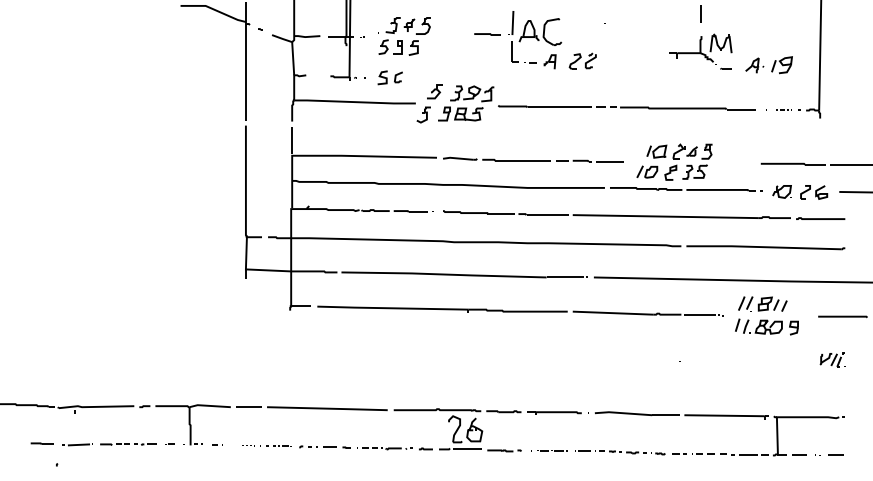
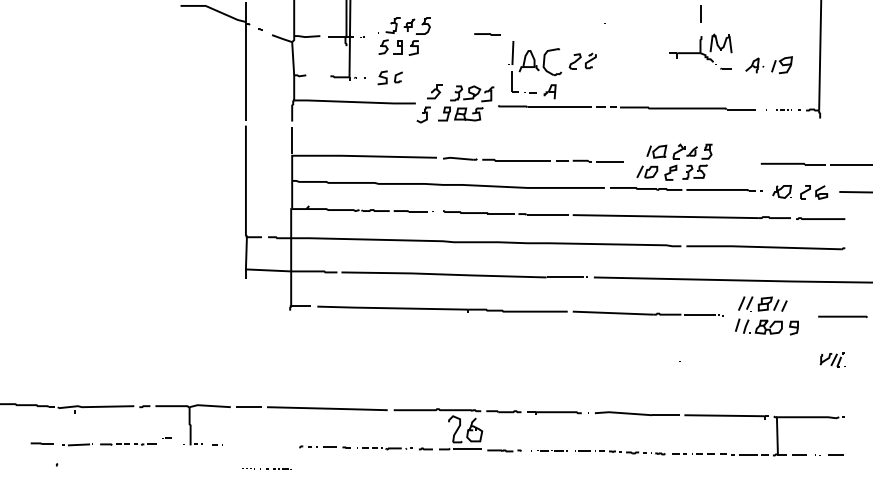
part position: (535, 40) -> (535, 70) (535, 70)
part position: (169, 443) -> (166, 437) (166, 437)
part position: (266, 445) -> (266, 468) (266, 468)
